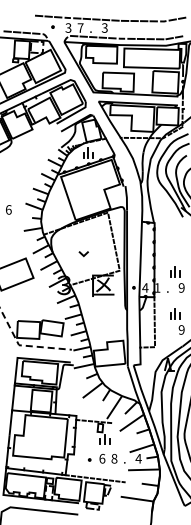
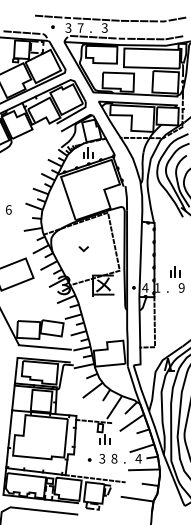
line position: (83, 254) -> (83, 249) (83, 249)
part: present -> none (177, 321)
line: dashed -> solid (23, 345)
text: 6 -> 3 (102, 458)
